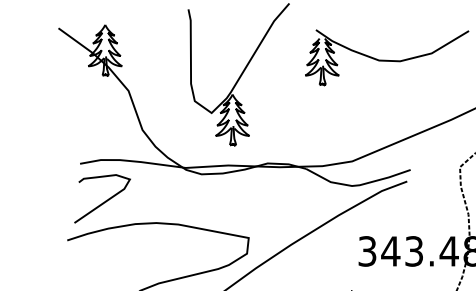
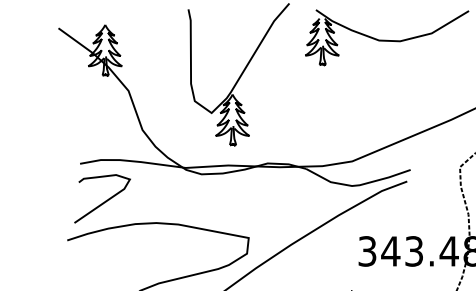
part position: (387, 57) -> (387, 37) (387, 37)
